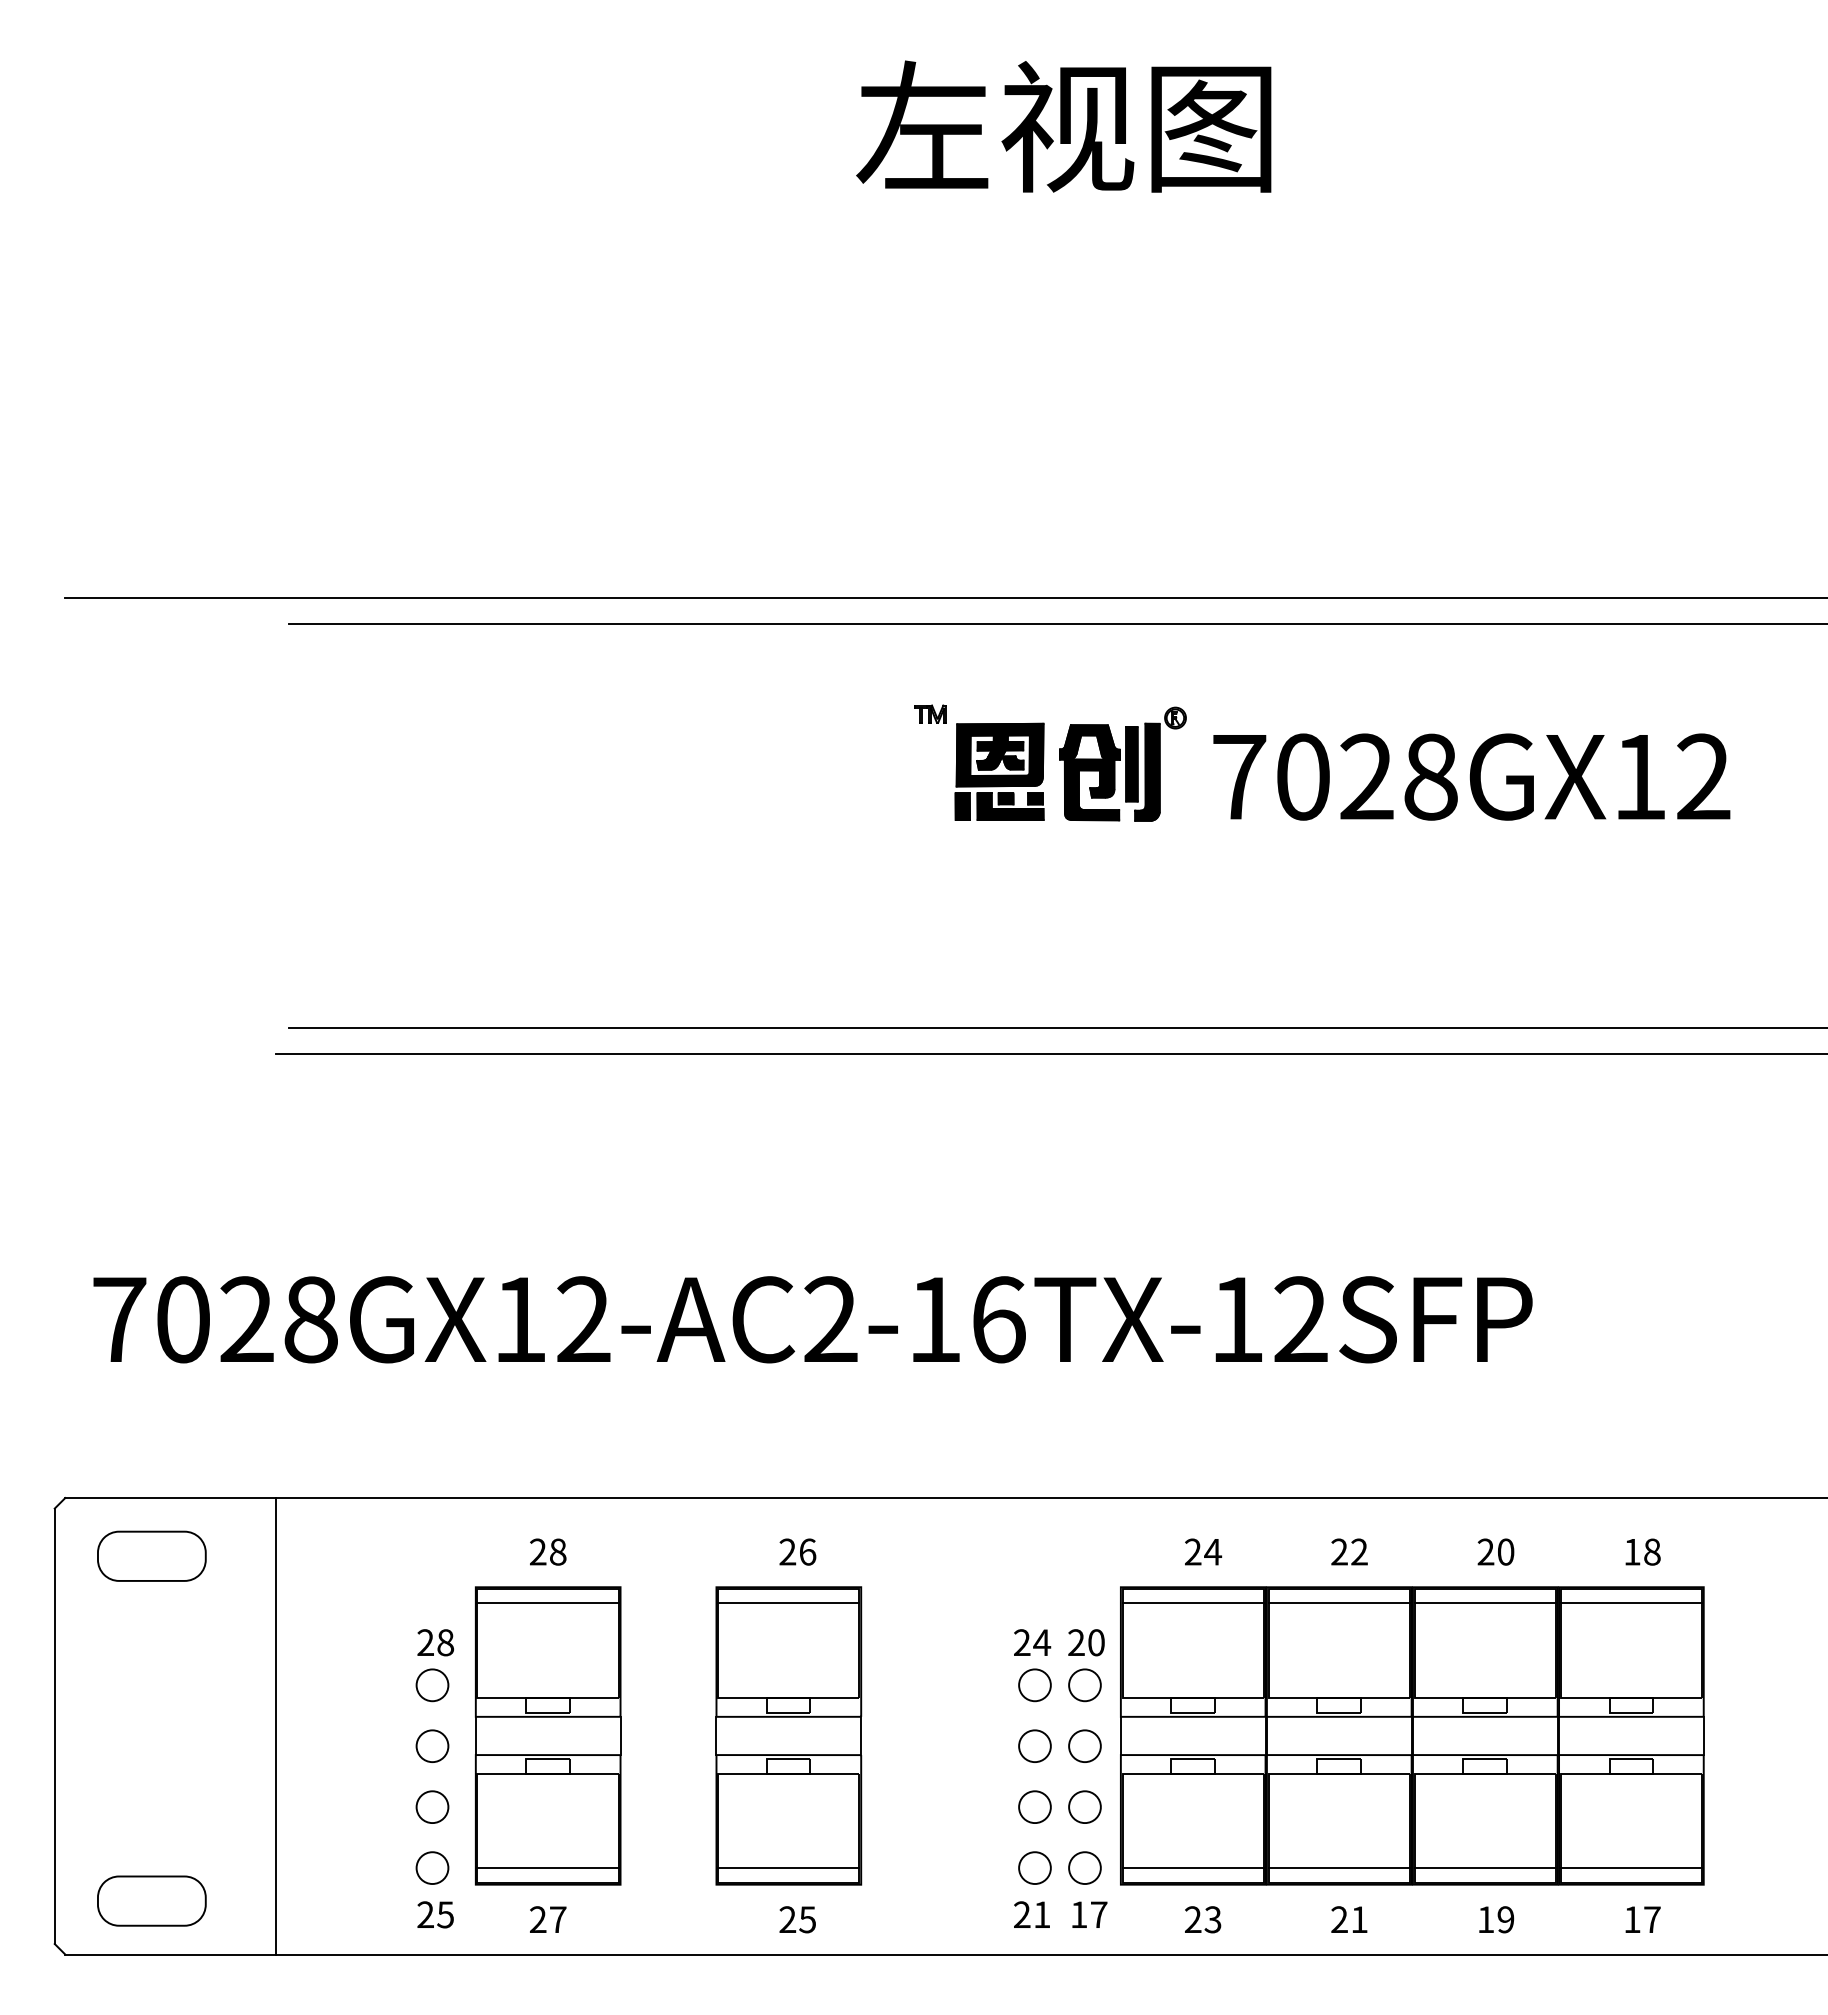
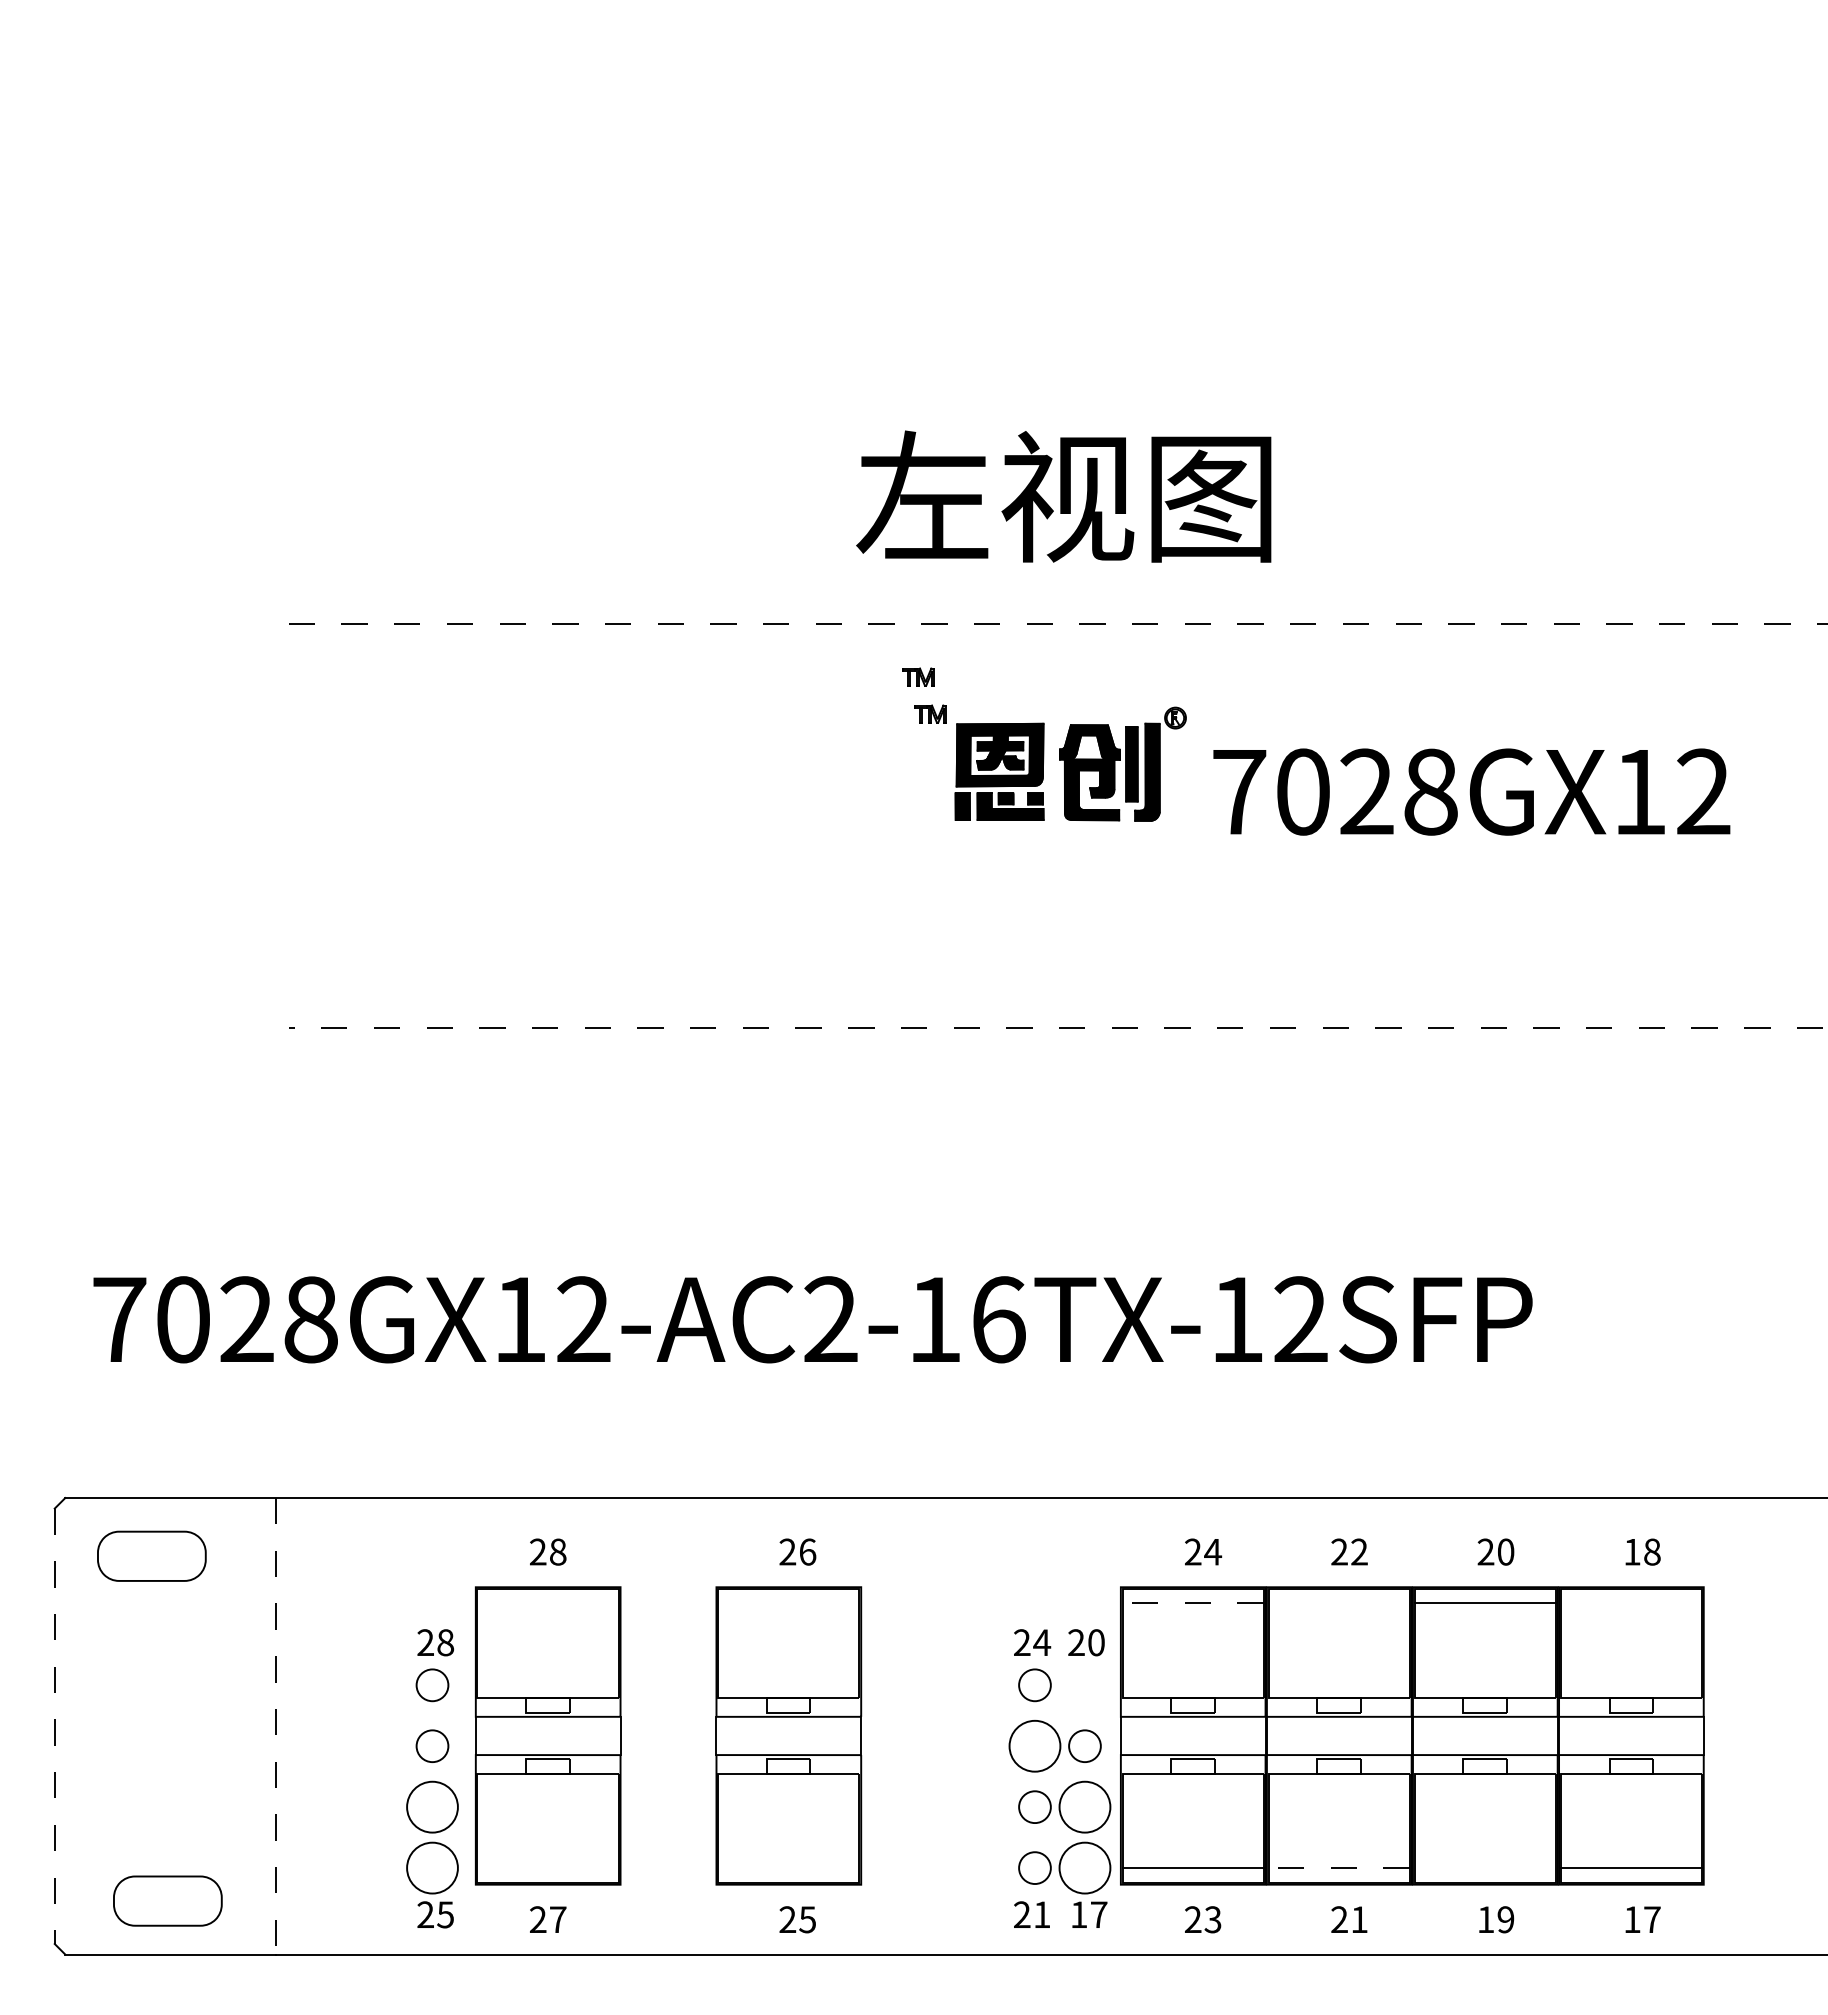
text position: (1063, 126) -> (1063, 496) (1063, 496)
line: present -> none (944, 597)
line: solid -> dashed (1058, 624)
part: none -> present (918, 676)
text position: (1471, 776) -> (1471, 791) (1471, 791)
line: solid -> dashed (1057, 1027)
line: present -> none (1049, 1054)
line: present -> none (547, 1603)
line: present -> none (788, 1603)
line: solid -> dashed (1193, 1603)
line: present -> none (1338, 1603)
line: present -> none (1630, 1603)
circle: present -> none (1084, 1685)
line: solid -> dashed (54, 1726)
line: solid -> dashed (275, 1726)
circle diameter: 32 px -> 51 px (1034, 1745)
circle diameter: 32 px -> 51 px (432, 1806)
circle diameter: 32 px -> 51 px (1084, 1806)
circle diameter: 32 px -> 51 px (432, 1867)
line: present -> none (547, 1868)
line: present -> none (788, 1868)
circle diameter: 32 px -> 51 px (1084, 1867)
line: solid -> dashed (1339, 1868)
line: present -> none (1484, 1868)
part position: (151, 1900) -> (167, 1900) (167, 1900)
